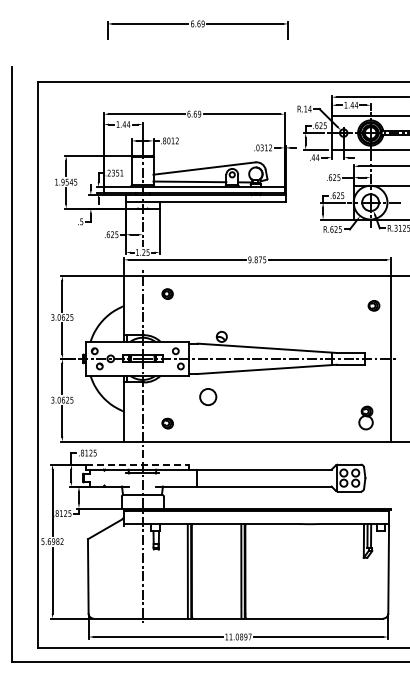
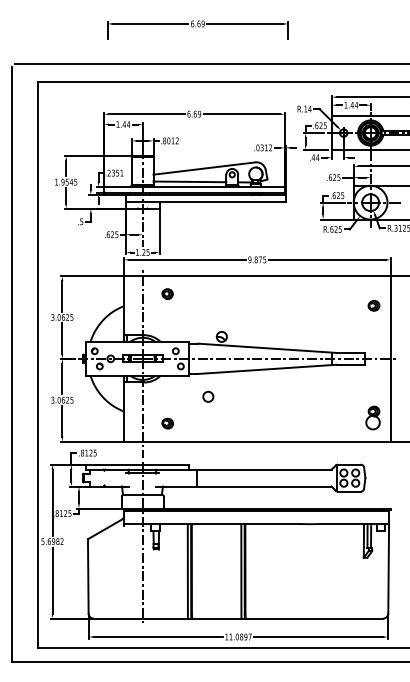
line: none -> present (210, 64)
circle size: 19x18 px -> 13x13 px (208, 396)
part position: (365, 417) -> (372, 417) (372, 417)
line: dashed -> solid (137, 464)
